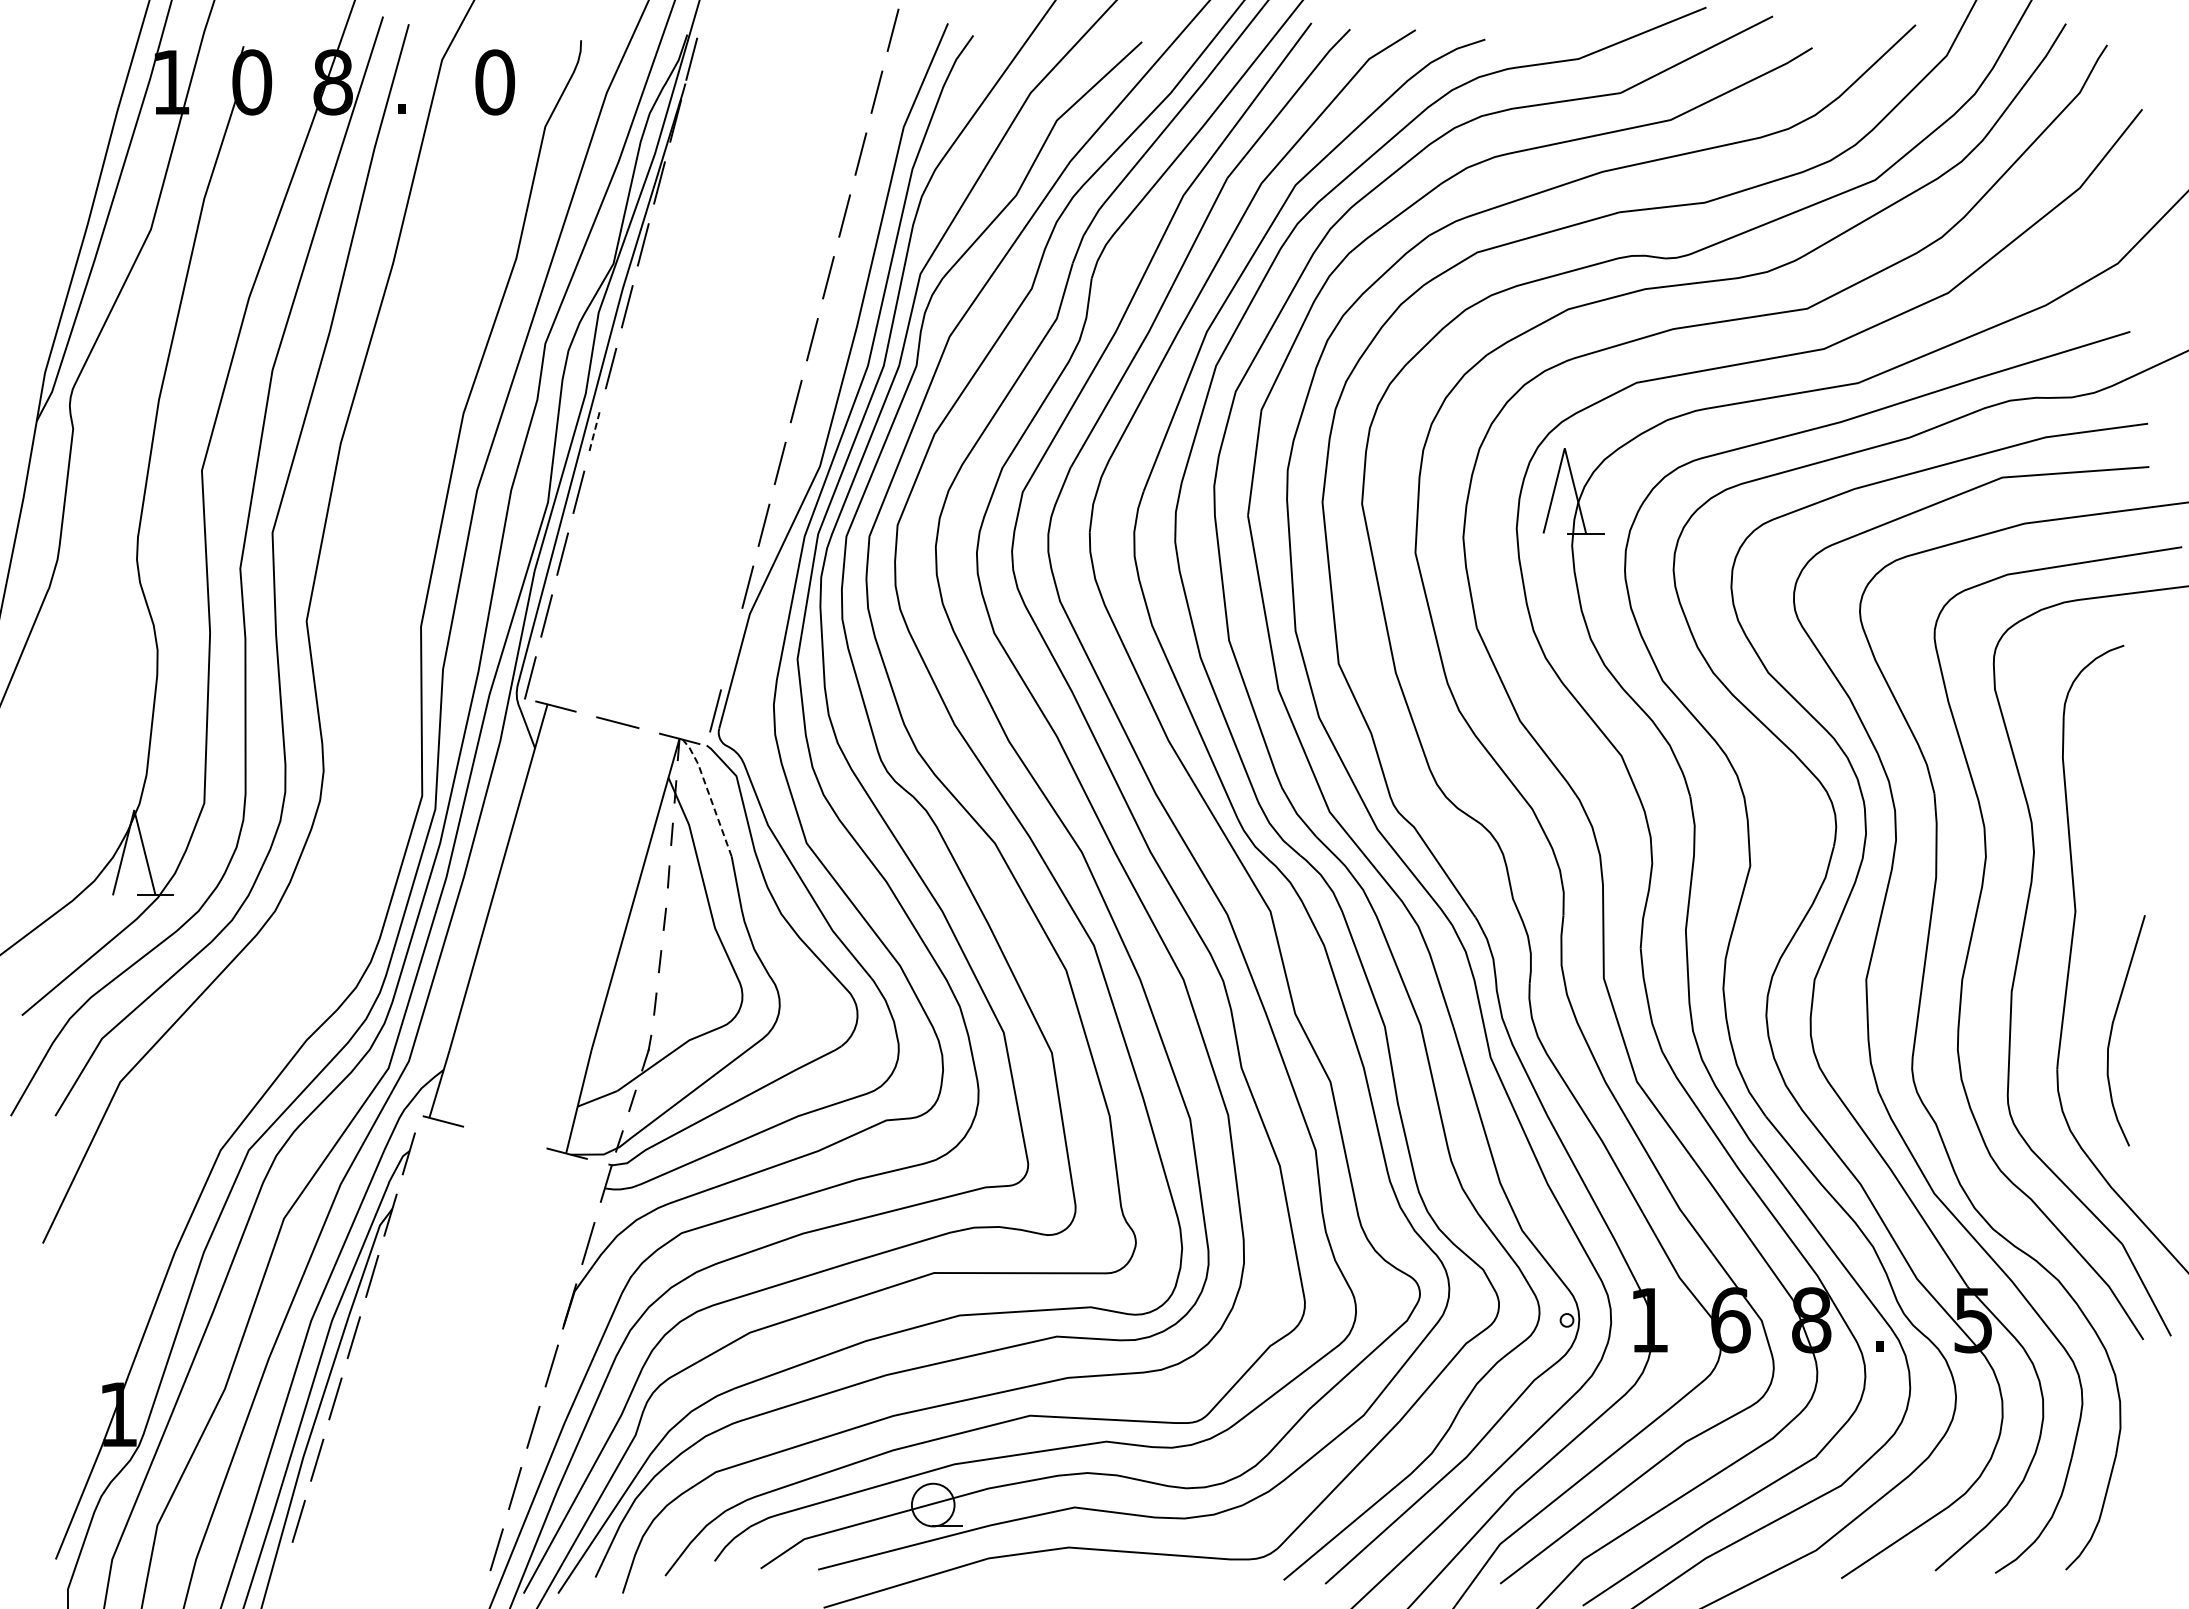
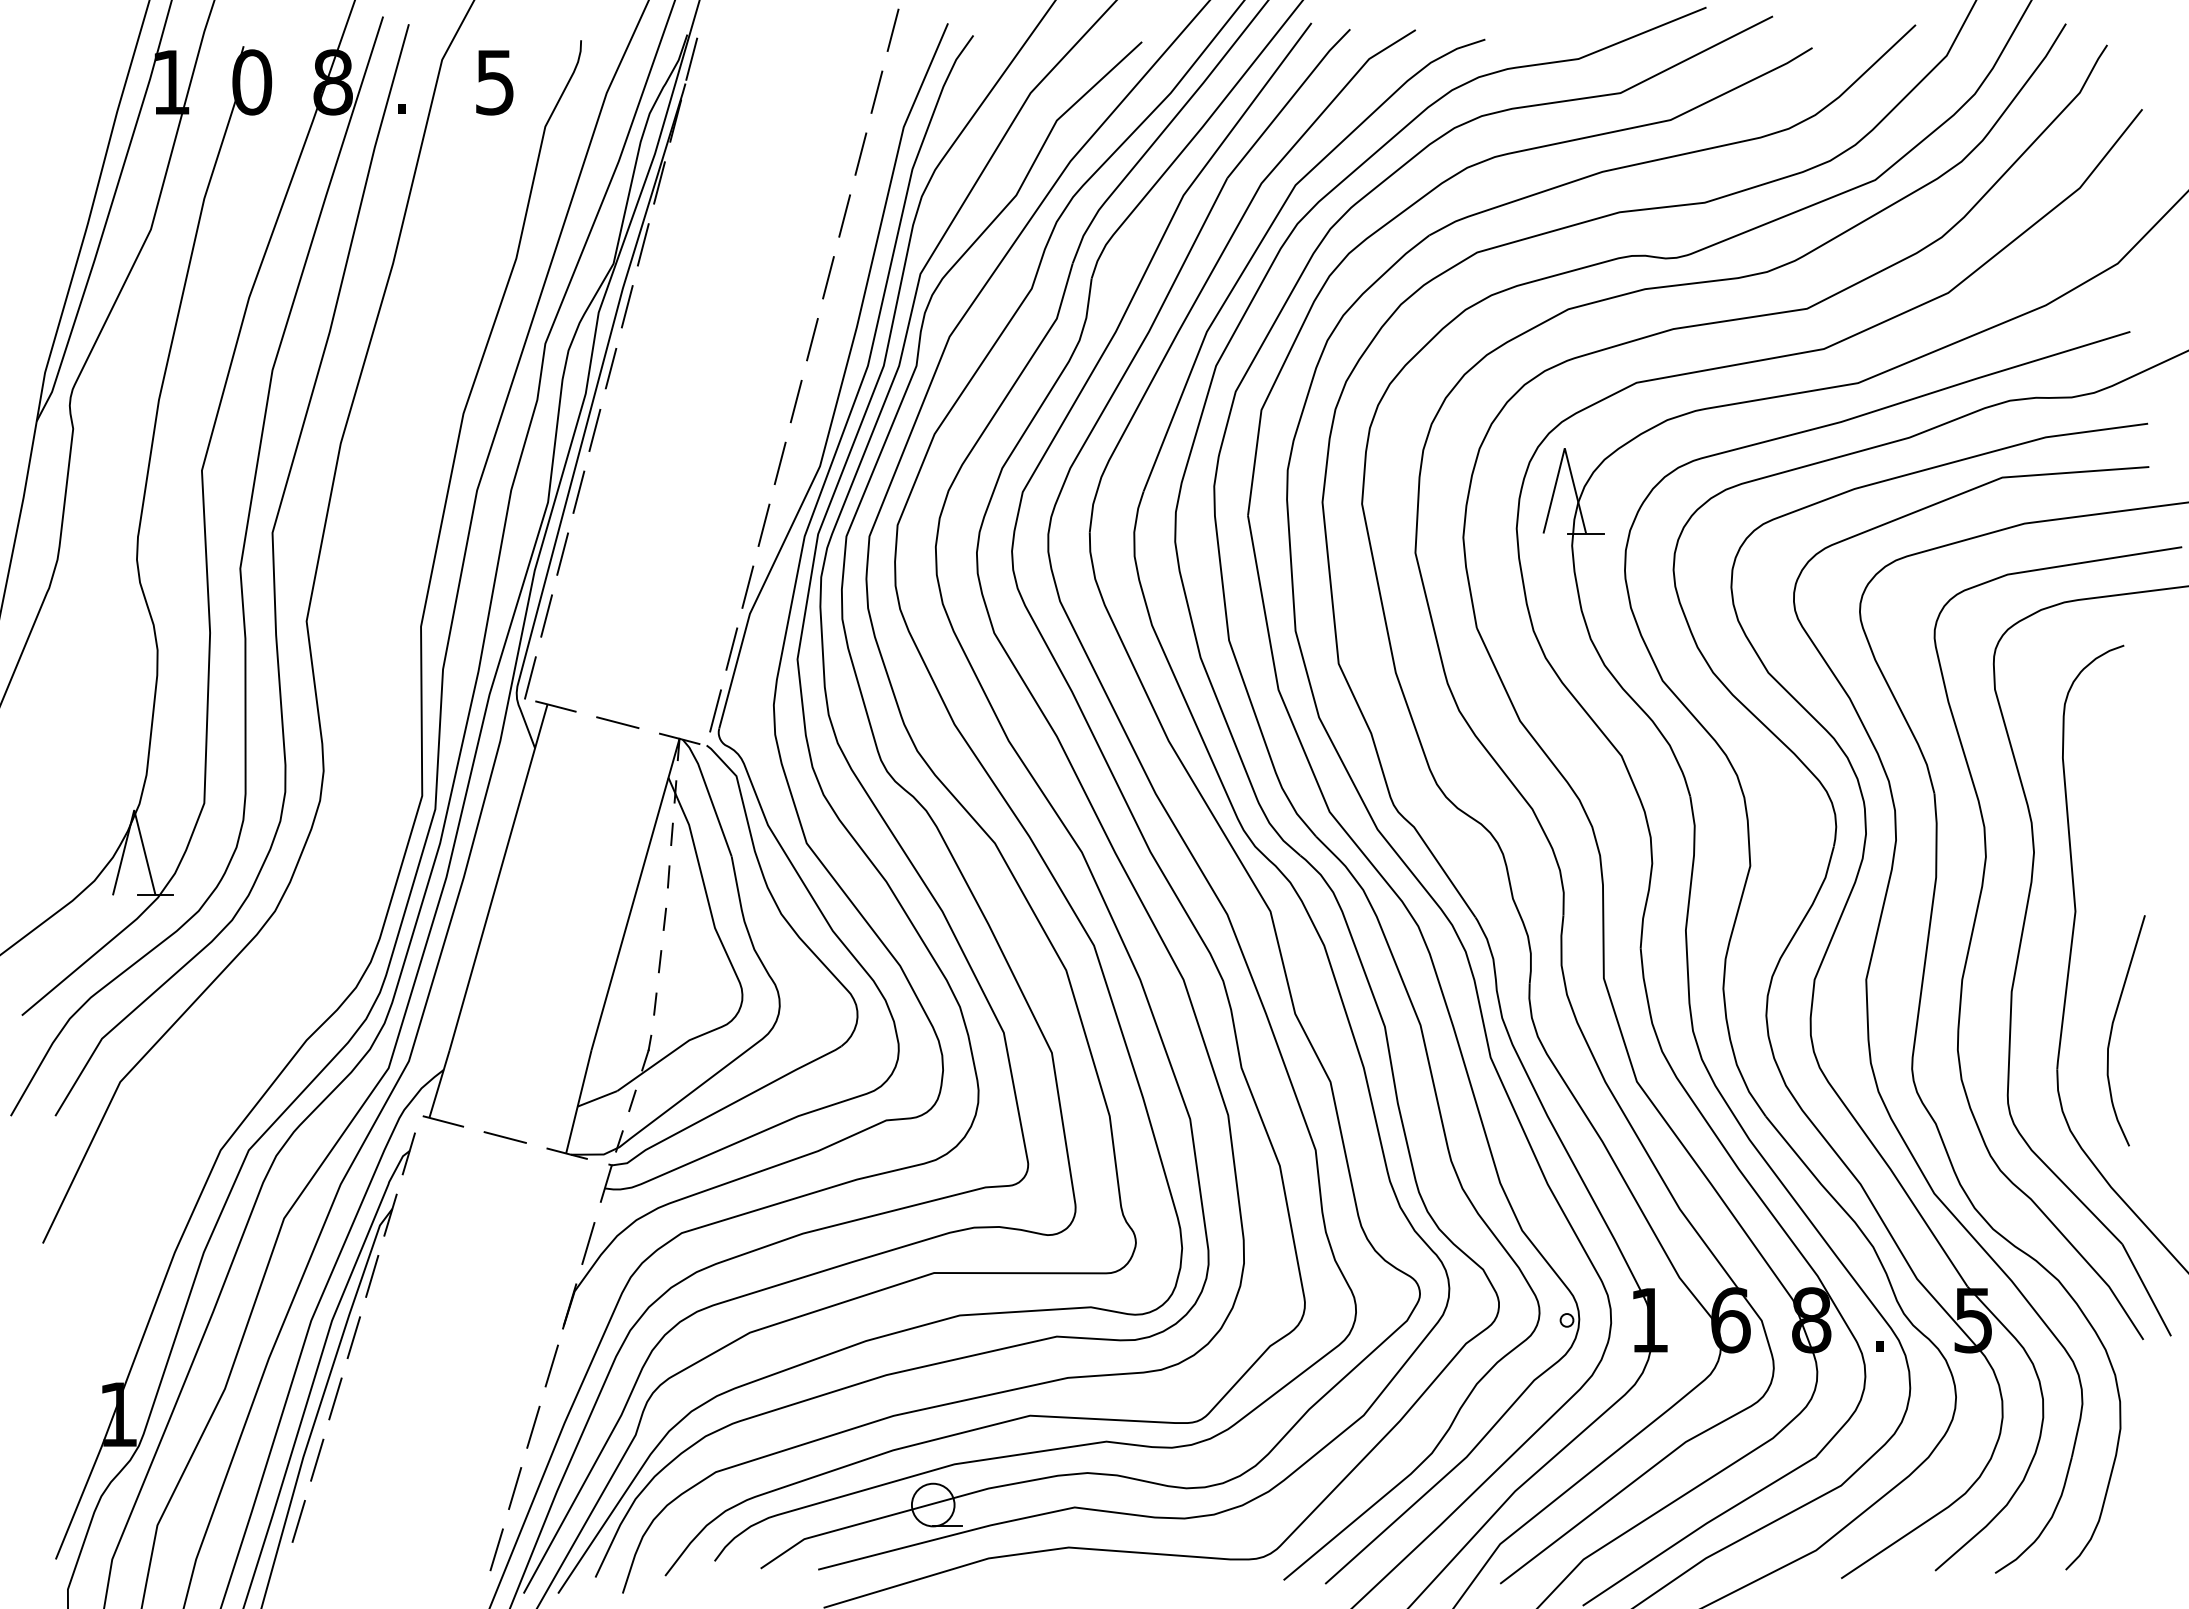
text: 0 -> 5 (495, 82)
line: dashed -> solid (595, 429)
line: none -> present (731, 648)
line: dashed -> solid (709, 794)
line: none -> present (504, 1137)
